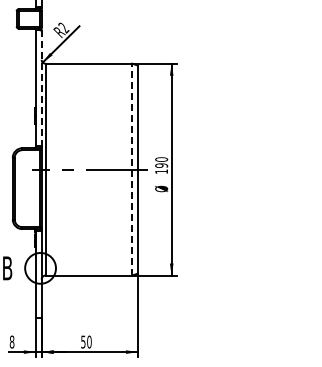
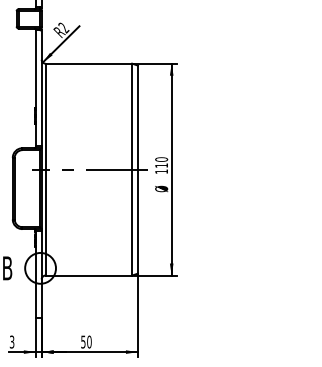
line: dashed -> solid (41, 88)
text: 190 -> 110 (161, 165)
line: dashed -> solid (132, 169)
text: 8 -> 3 (11, 341)
